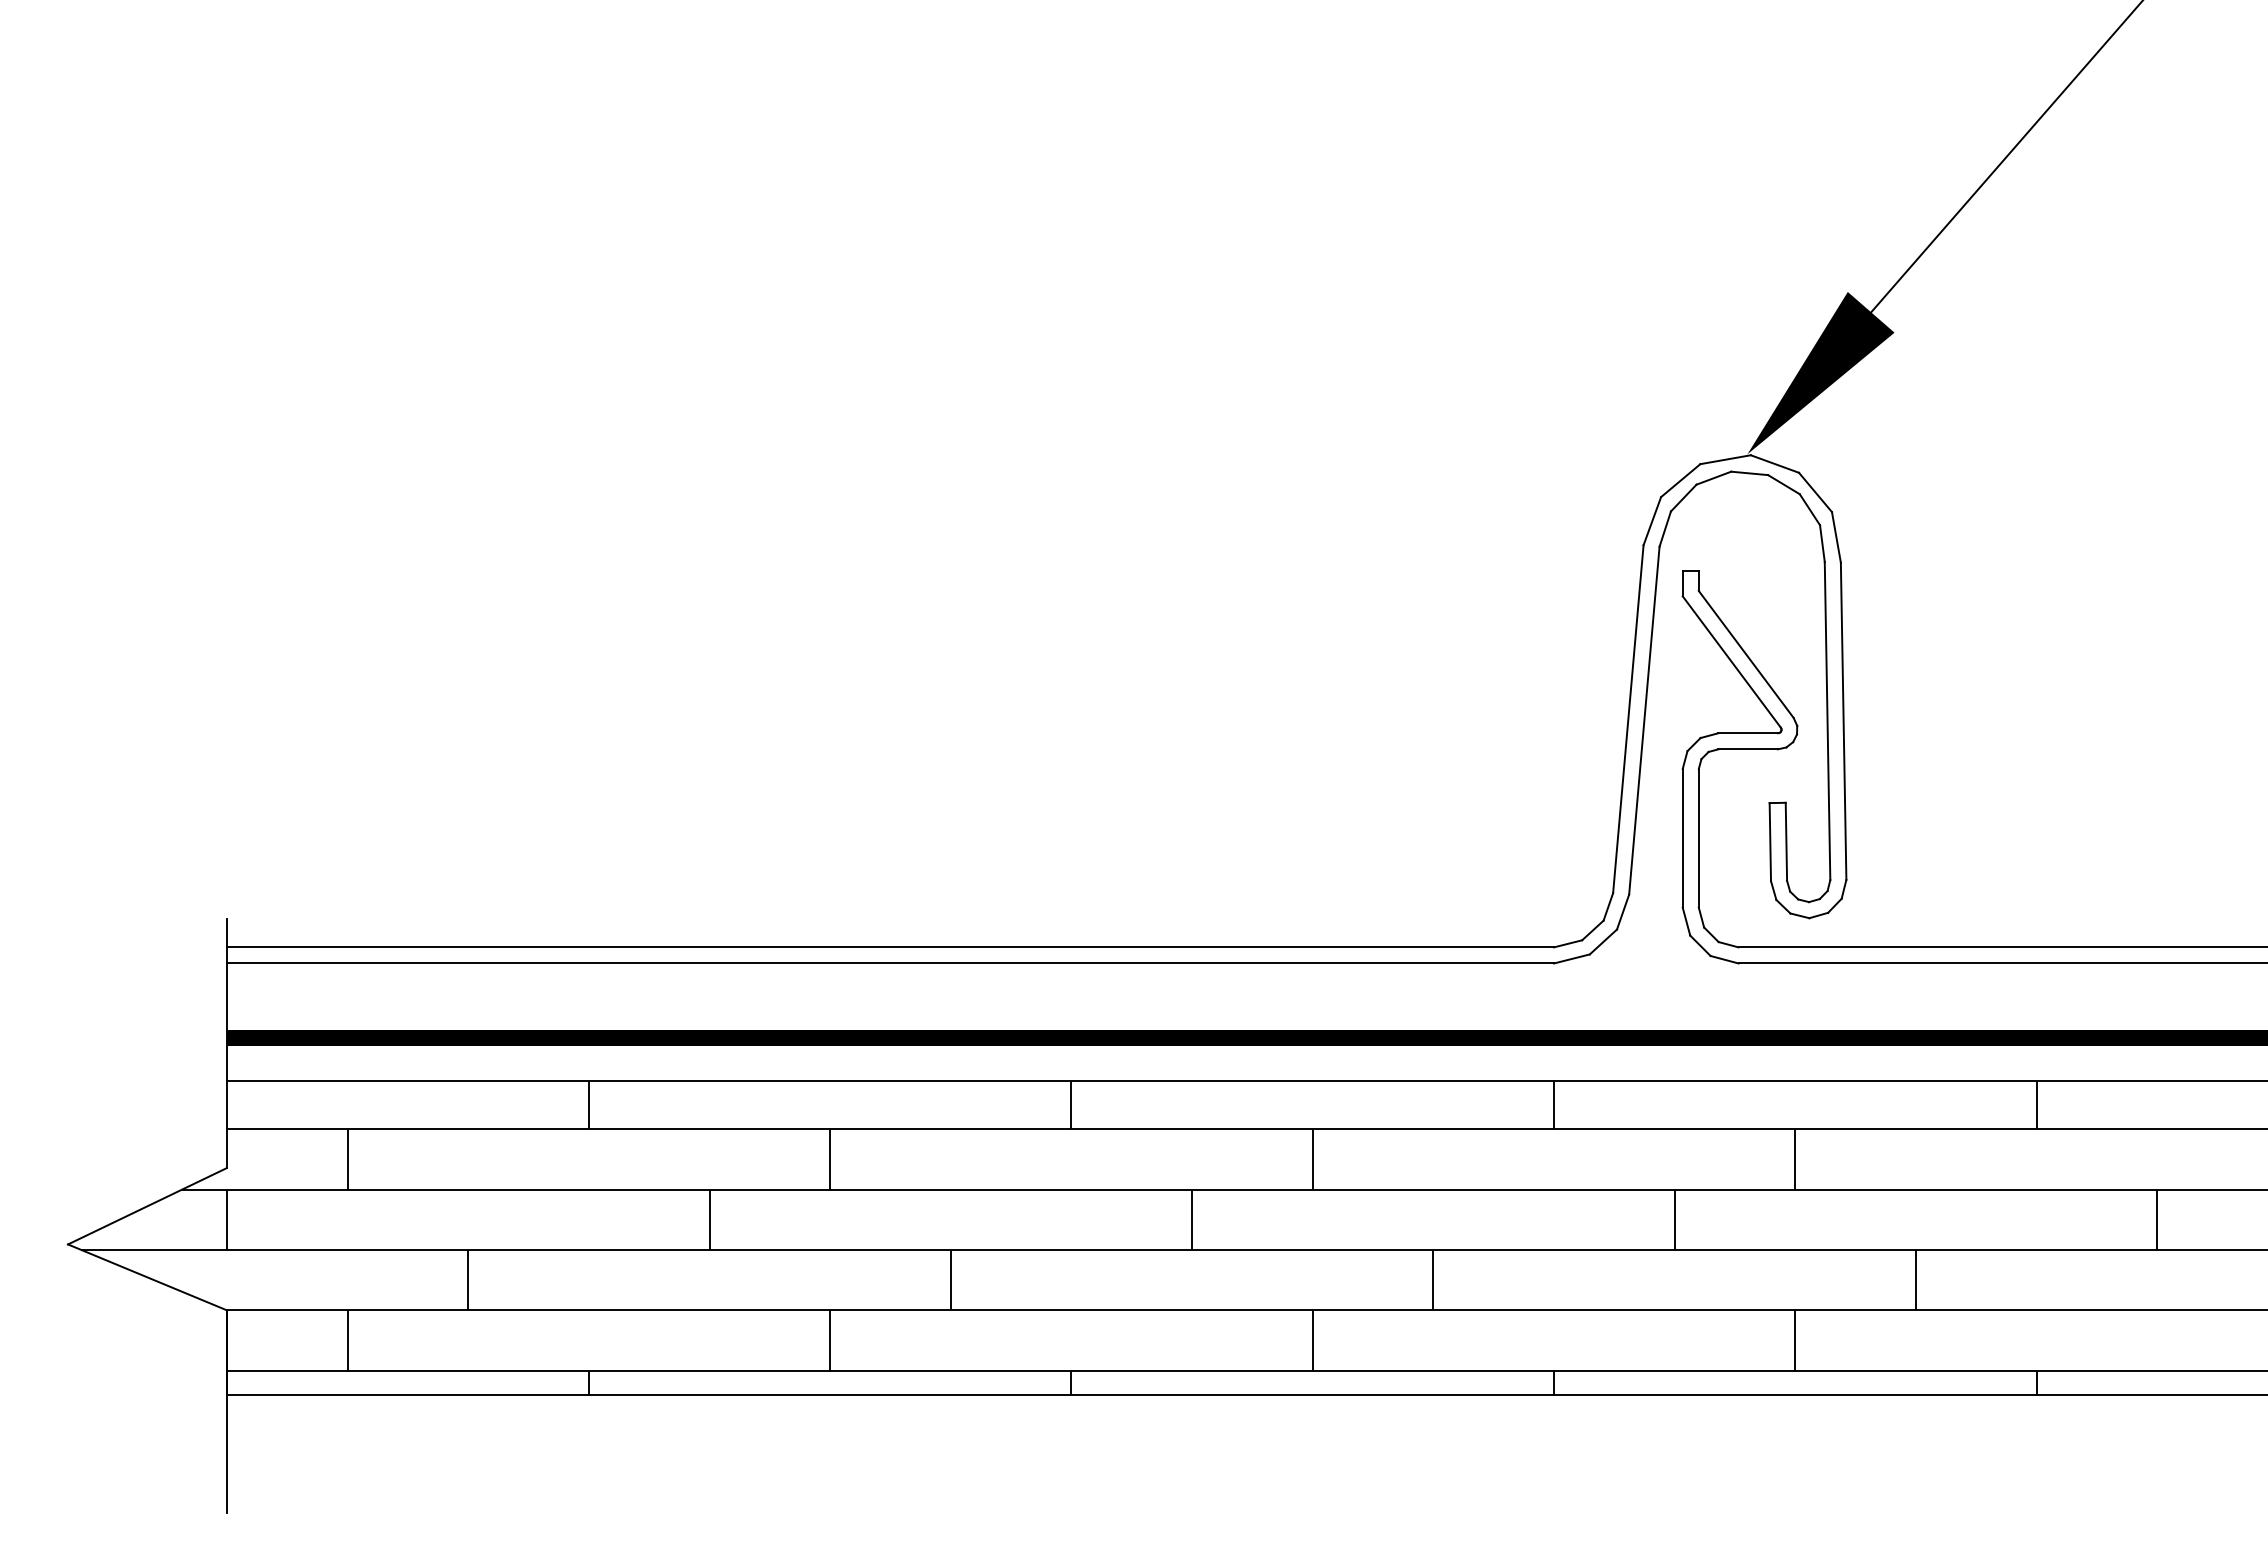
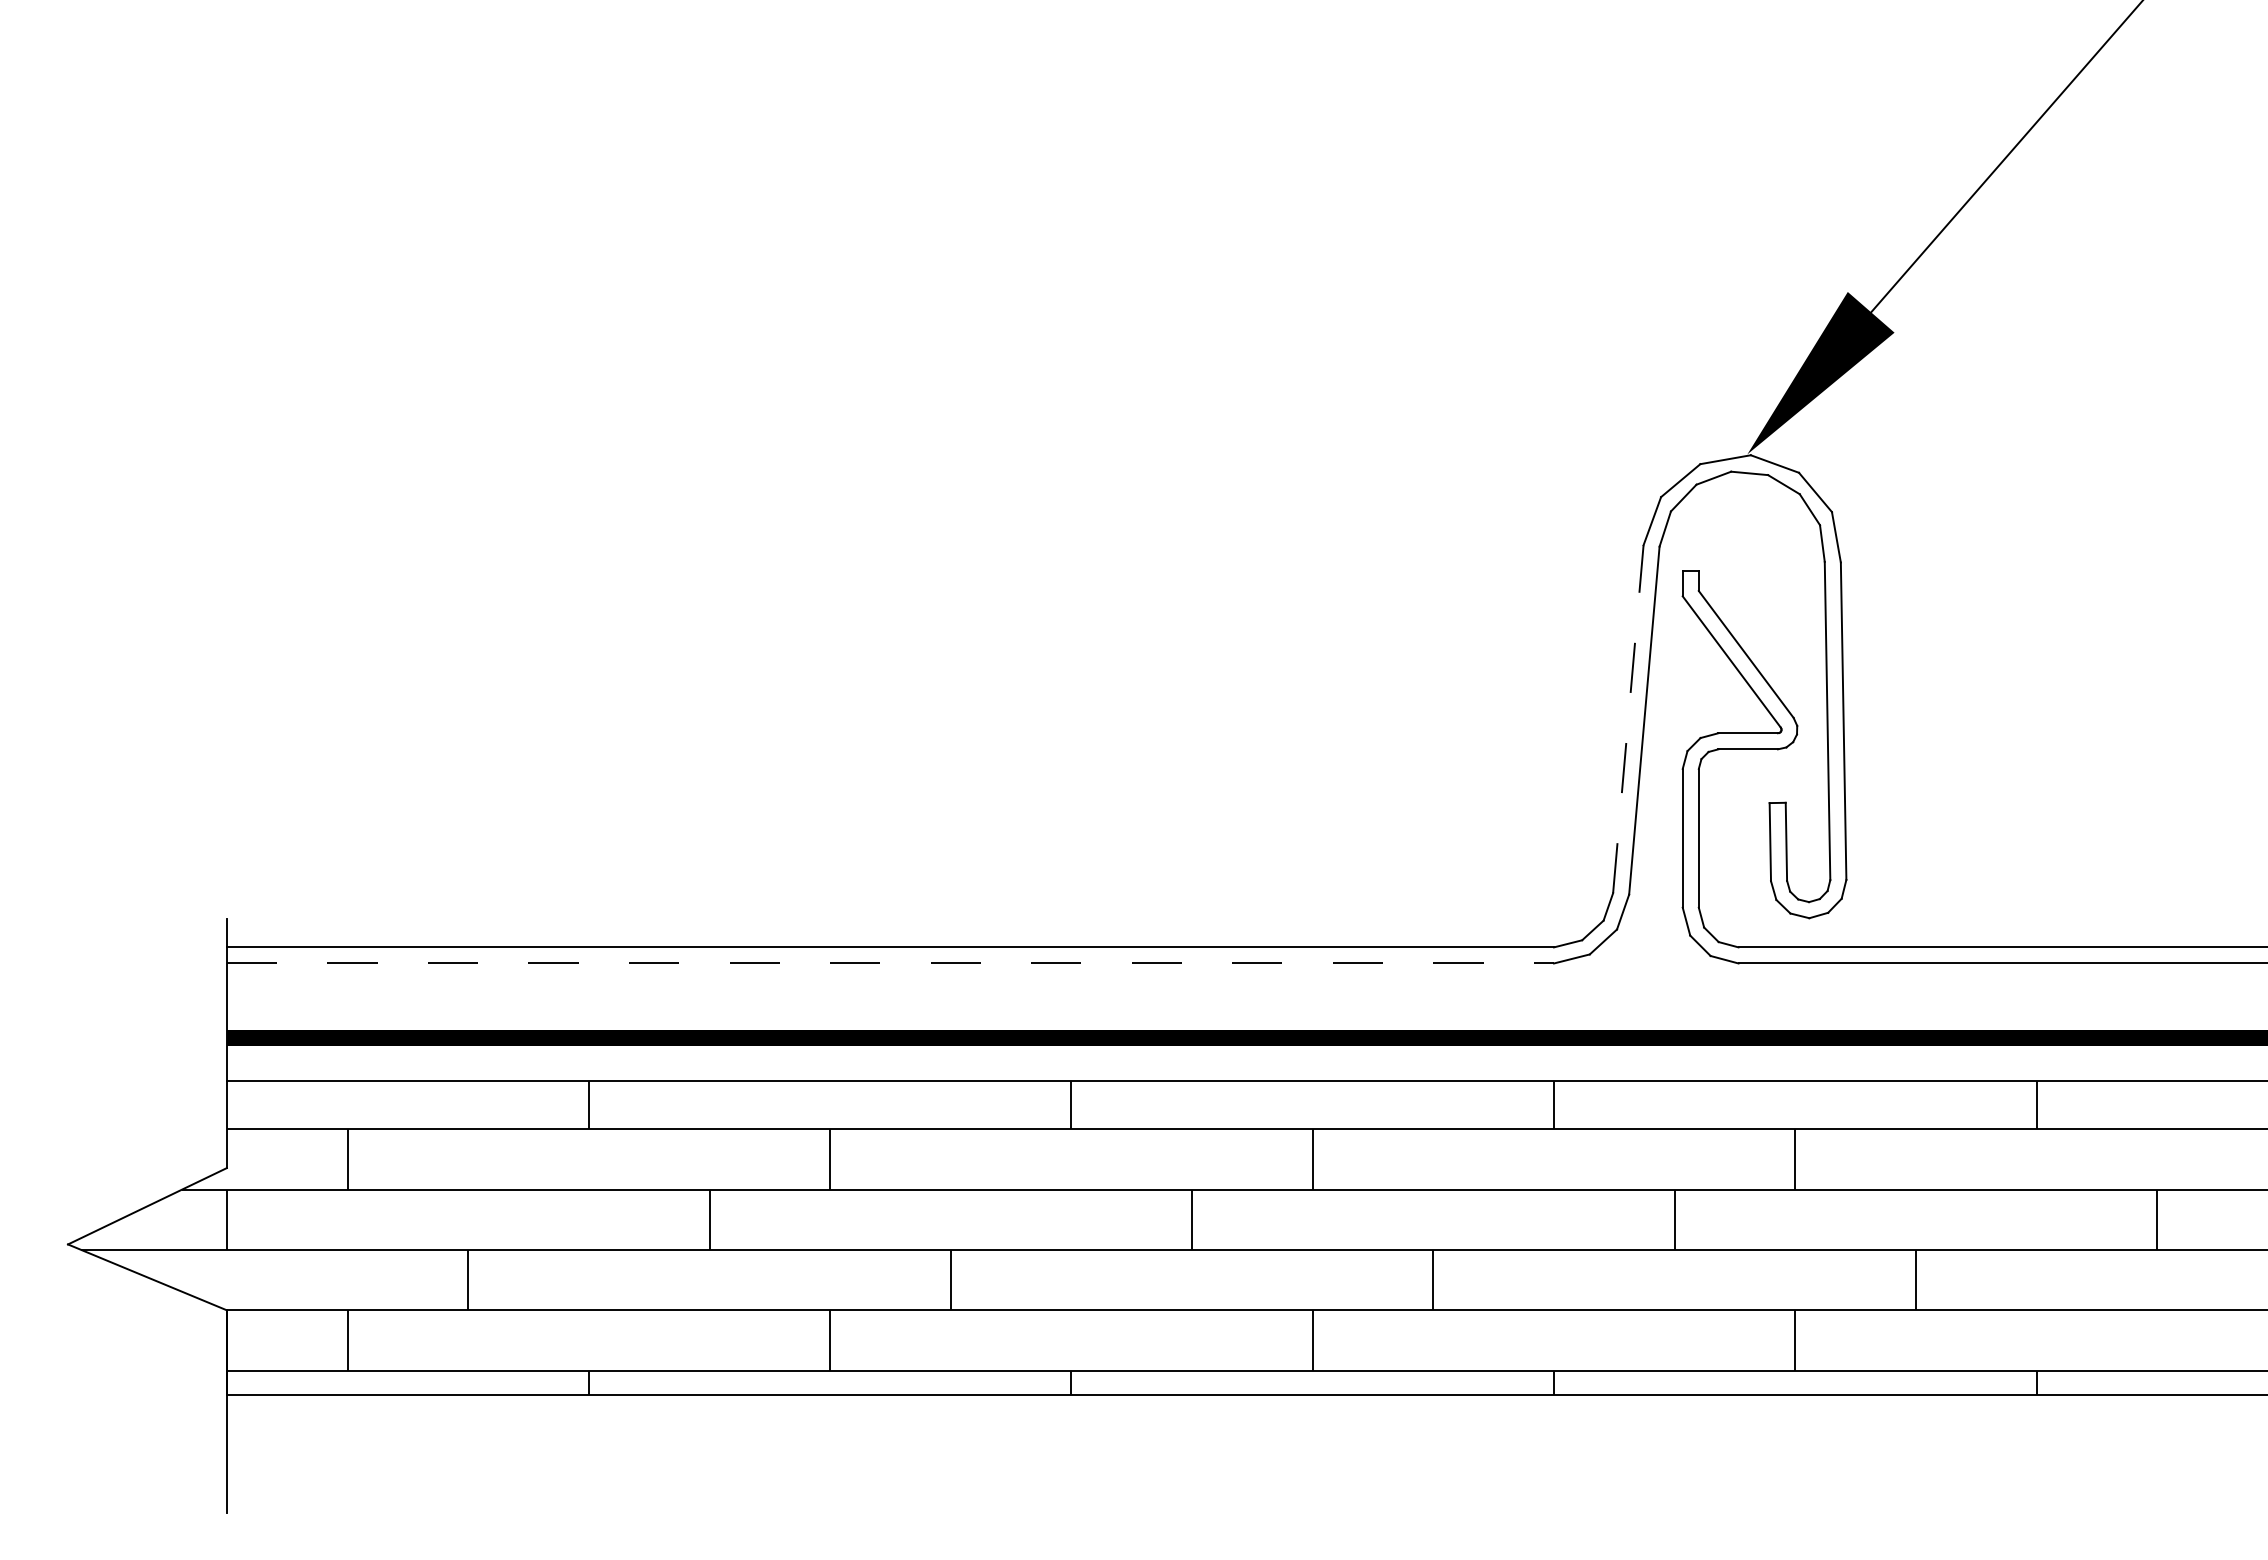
line: solid -> dashed (1628, 719)
line: solid -> dashed (890, 963)
